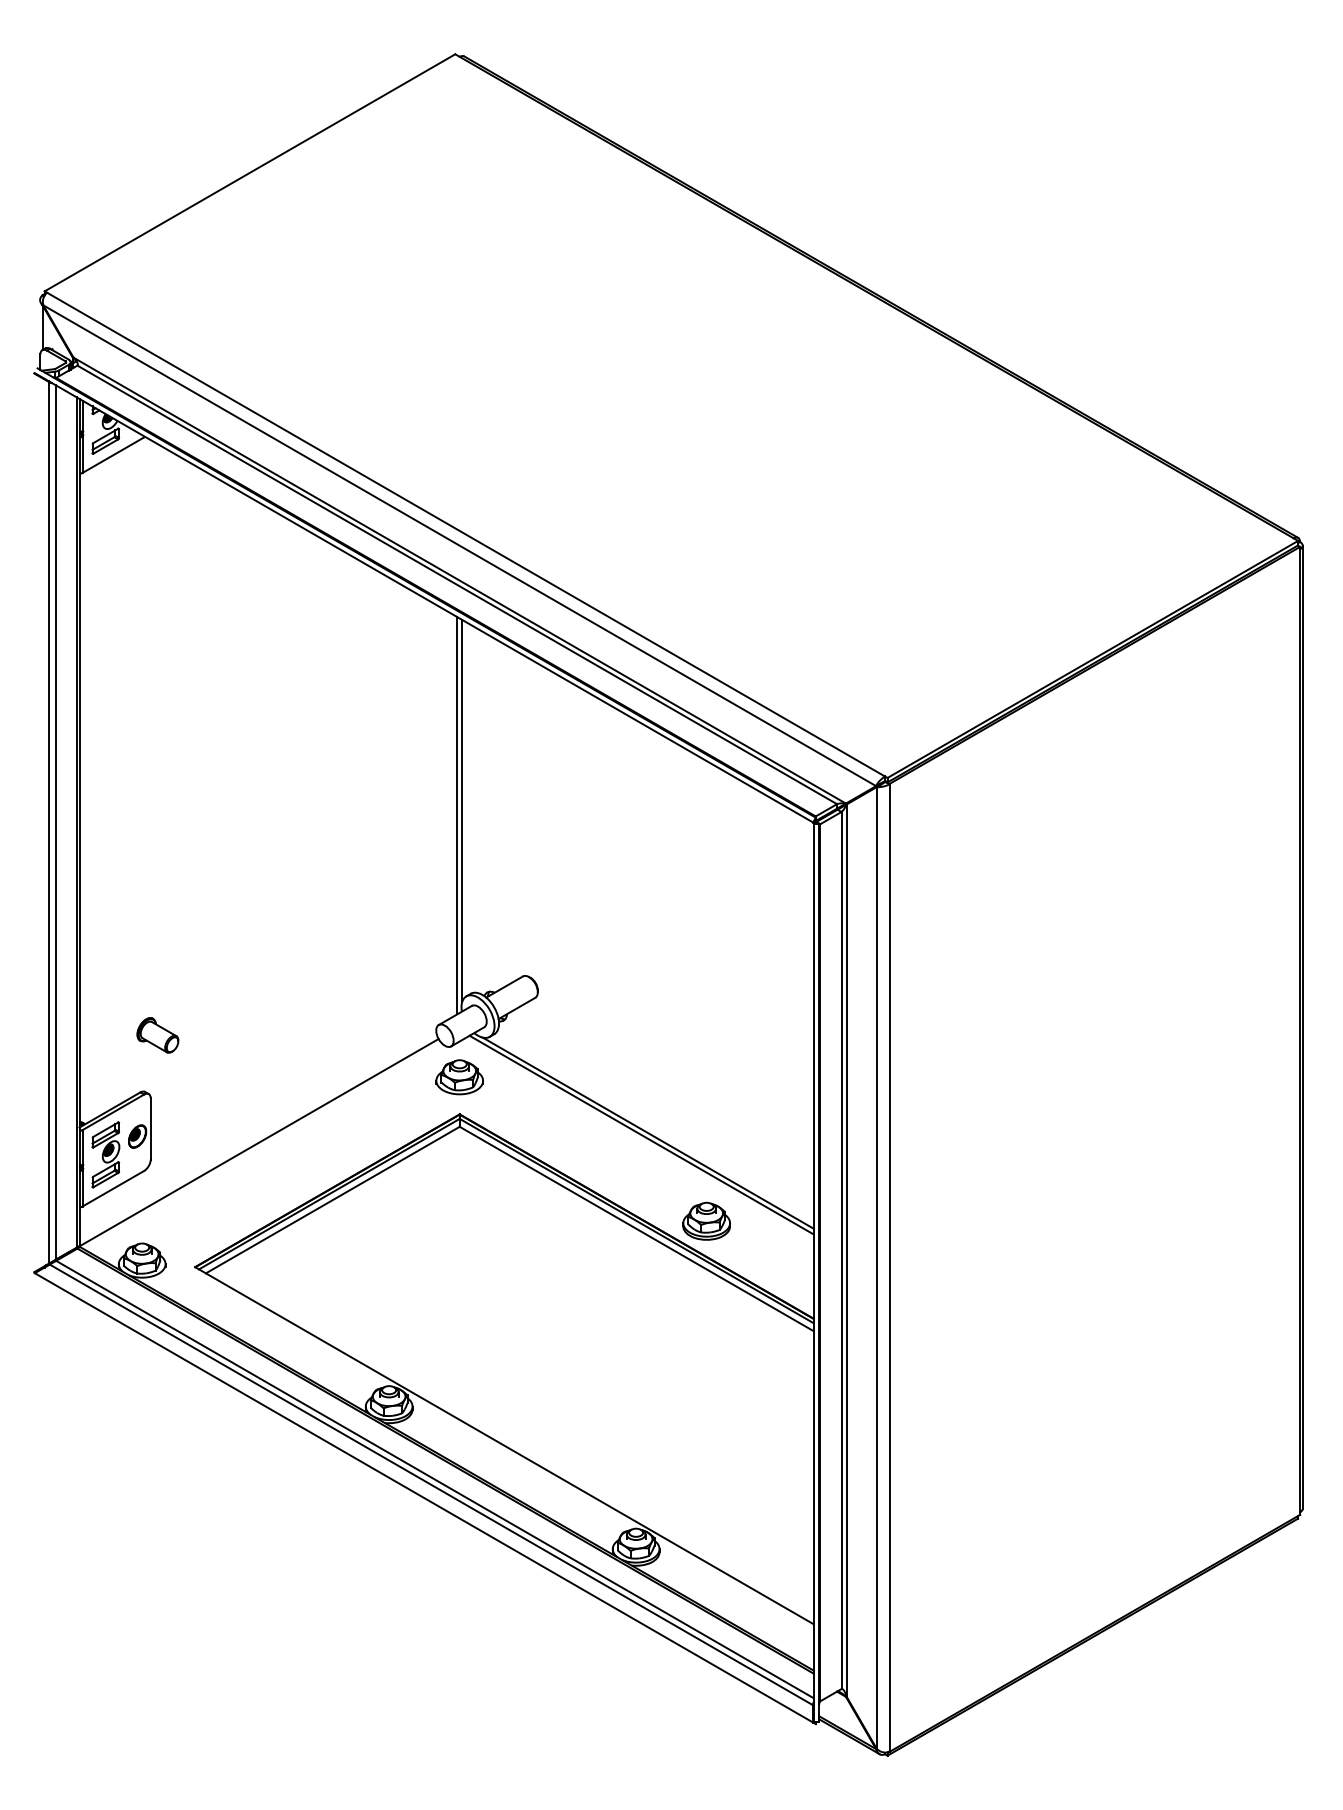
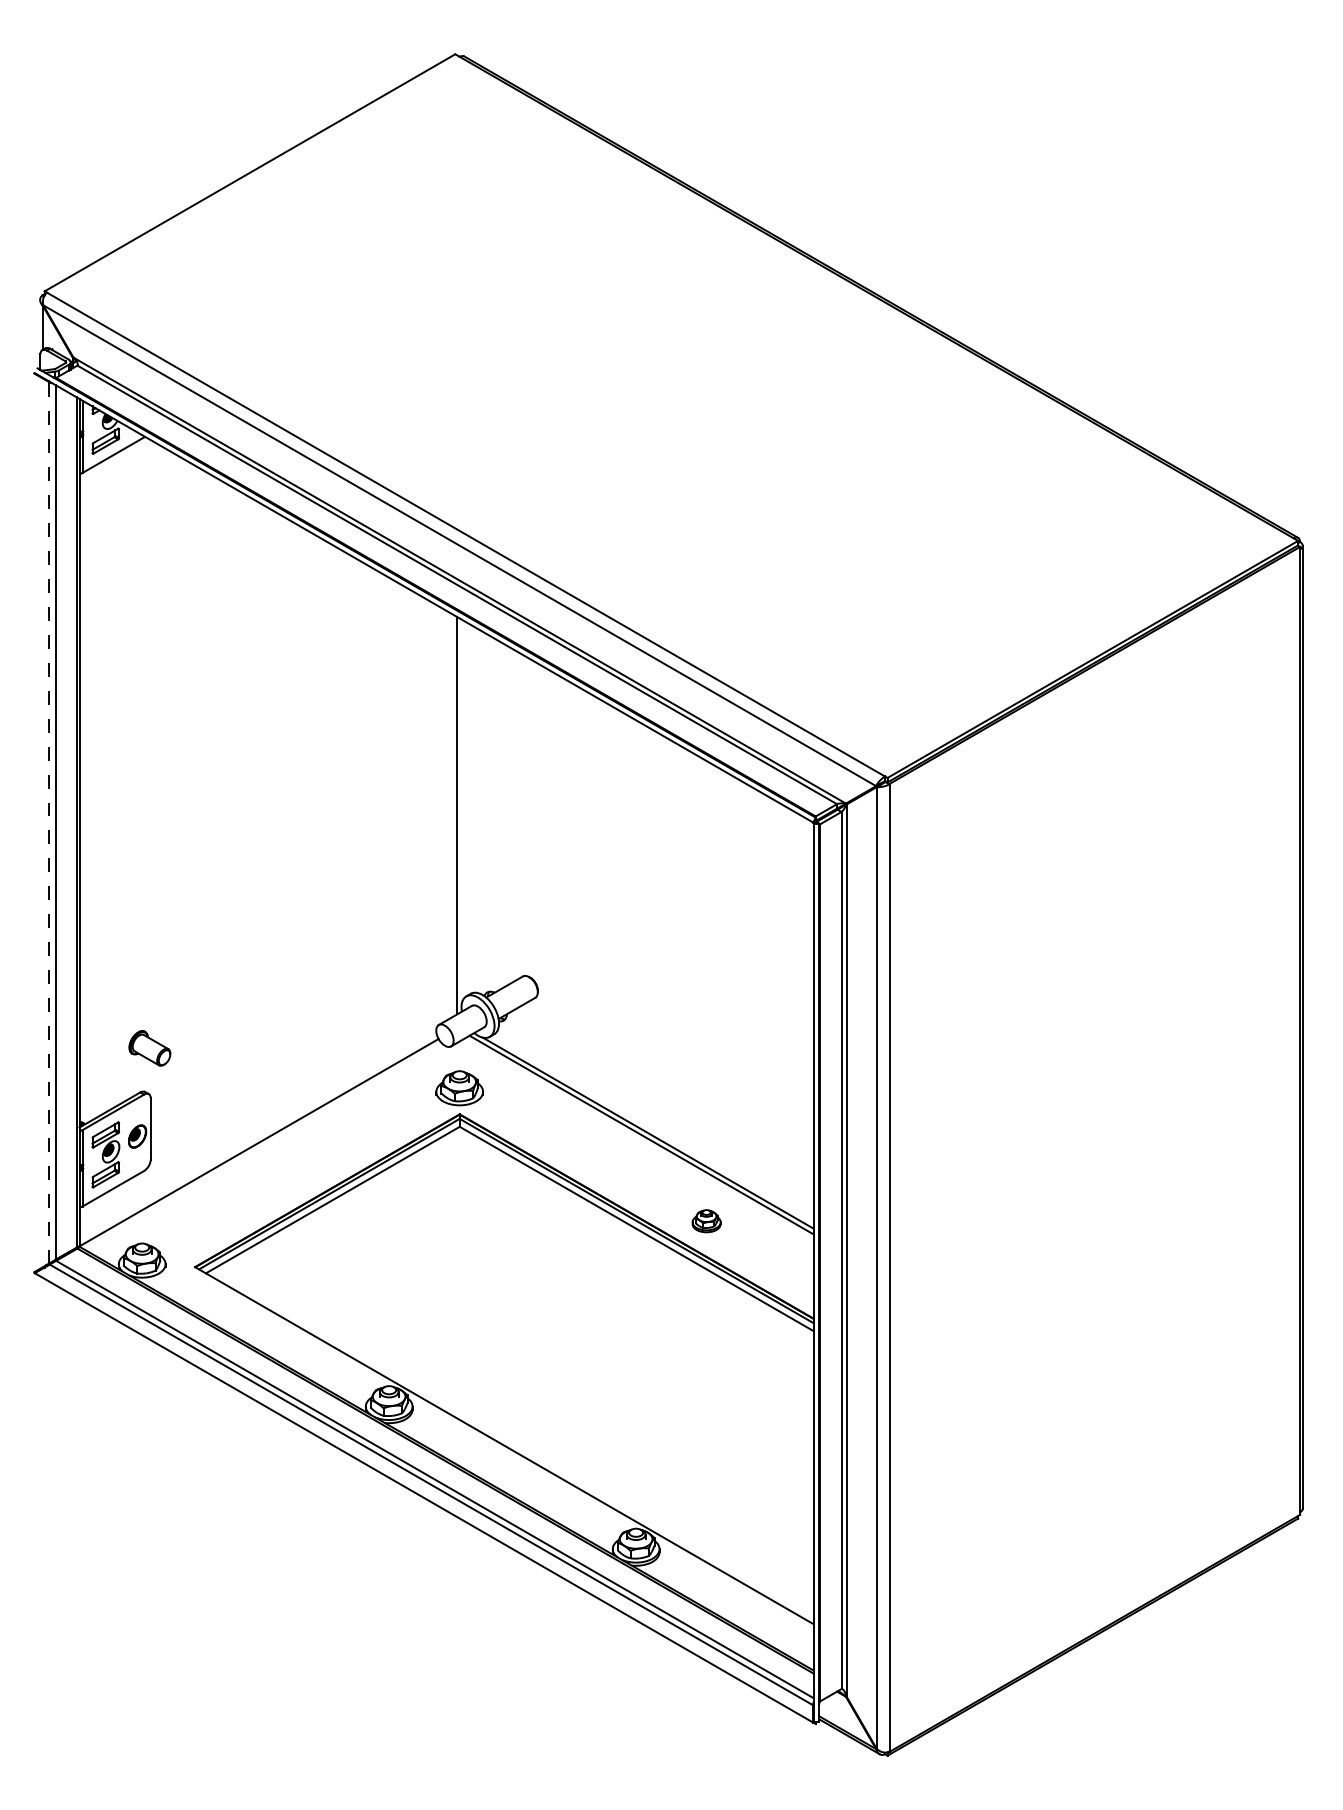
line: present -> none (462, 810)
line: solid -> dashed (49, 822)
part position: (157, 1035) -> (149, 1048) (149, 1048)
part position: (459, 1077) -> (459, 1088) (459, 1088)
part size: 49x40 px -> 31x25 px (706, 1221)
